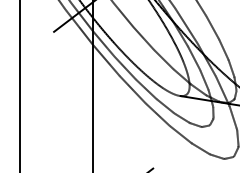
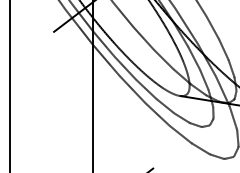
line position: (20, 85) -> (10, 85) (10, 85)
